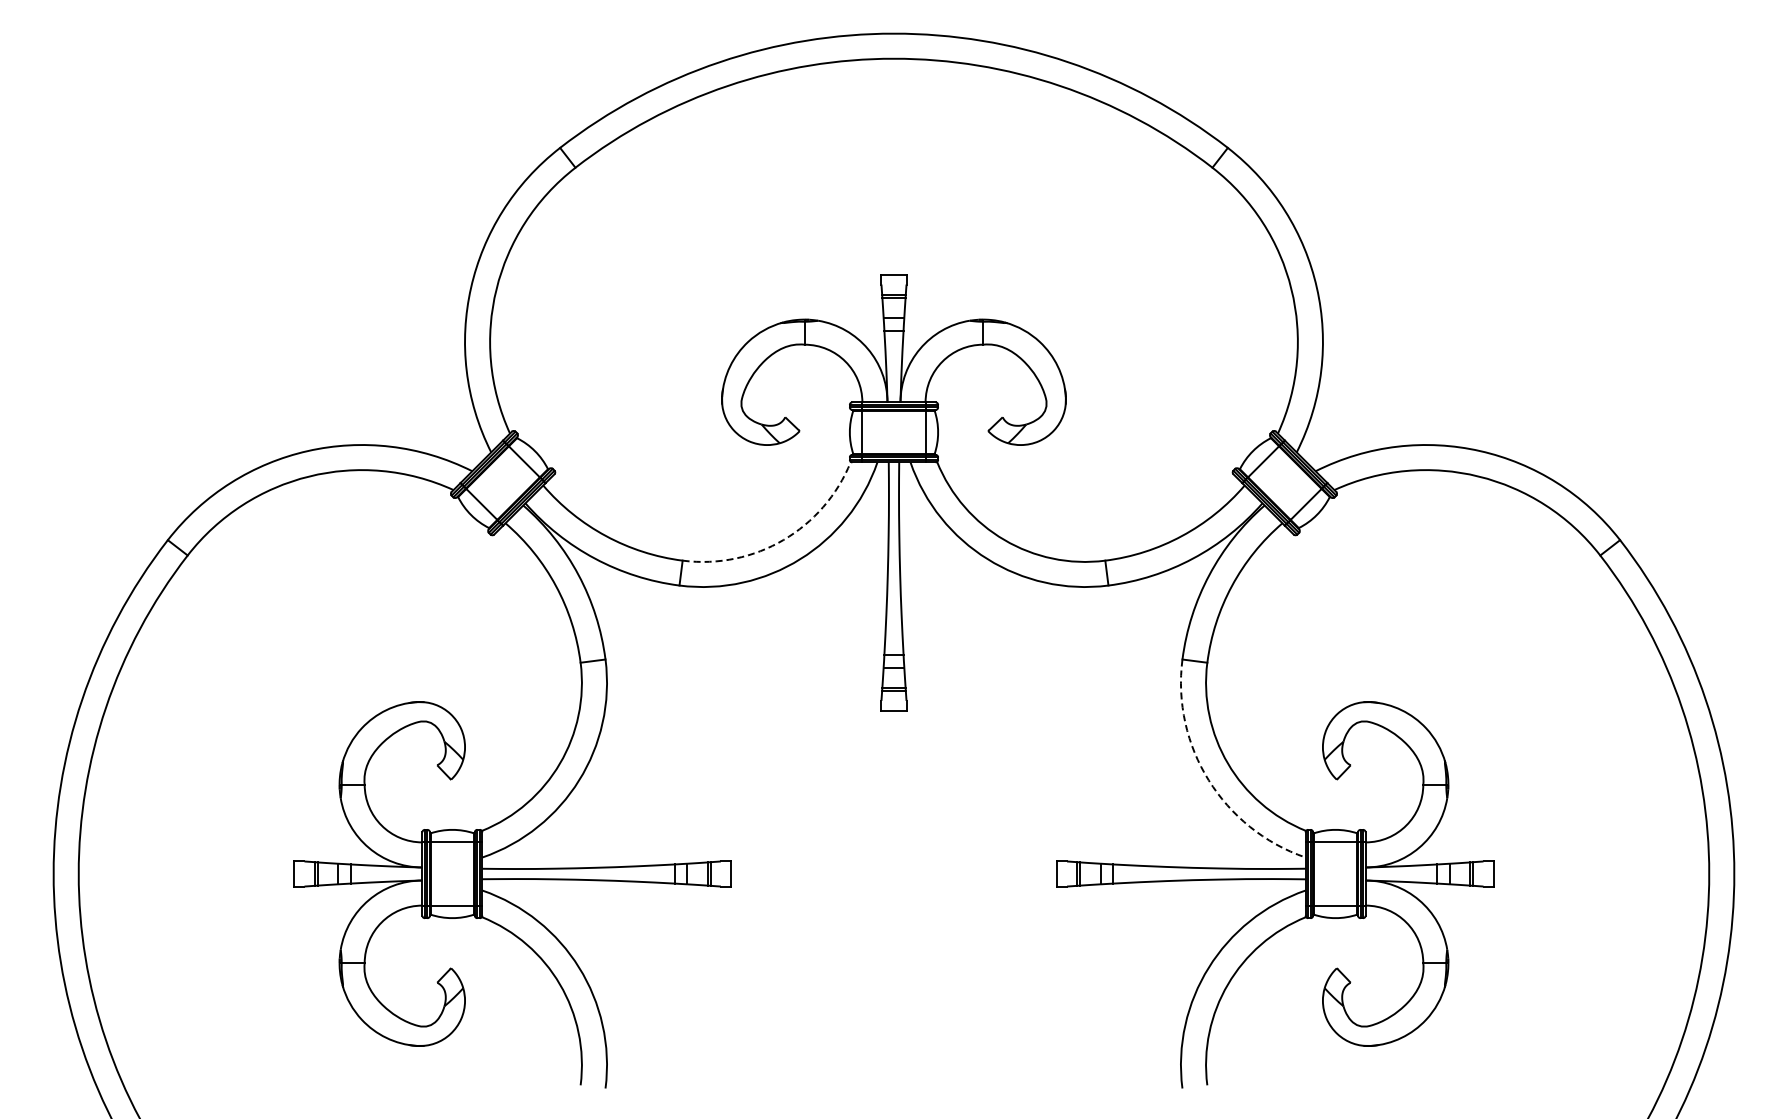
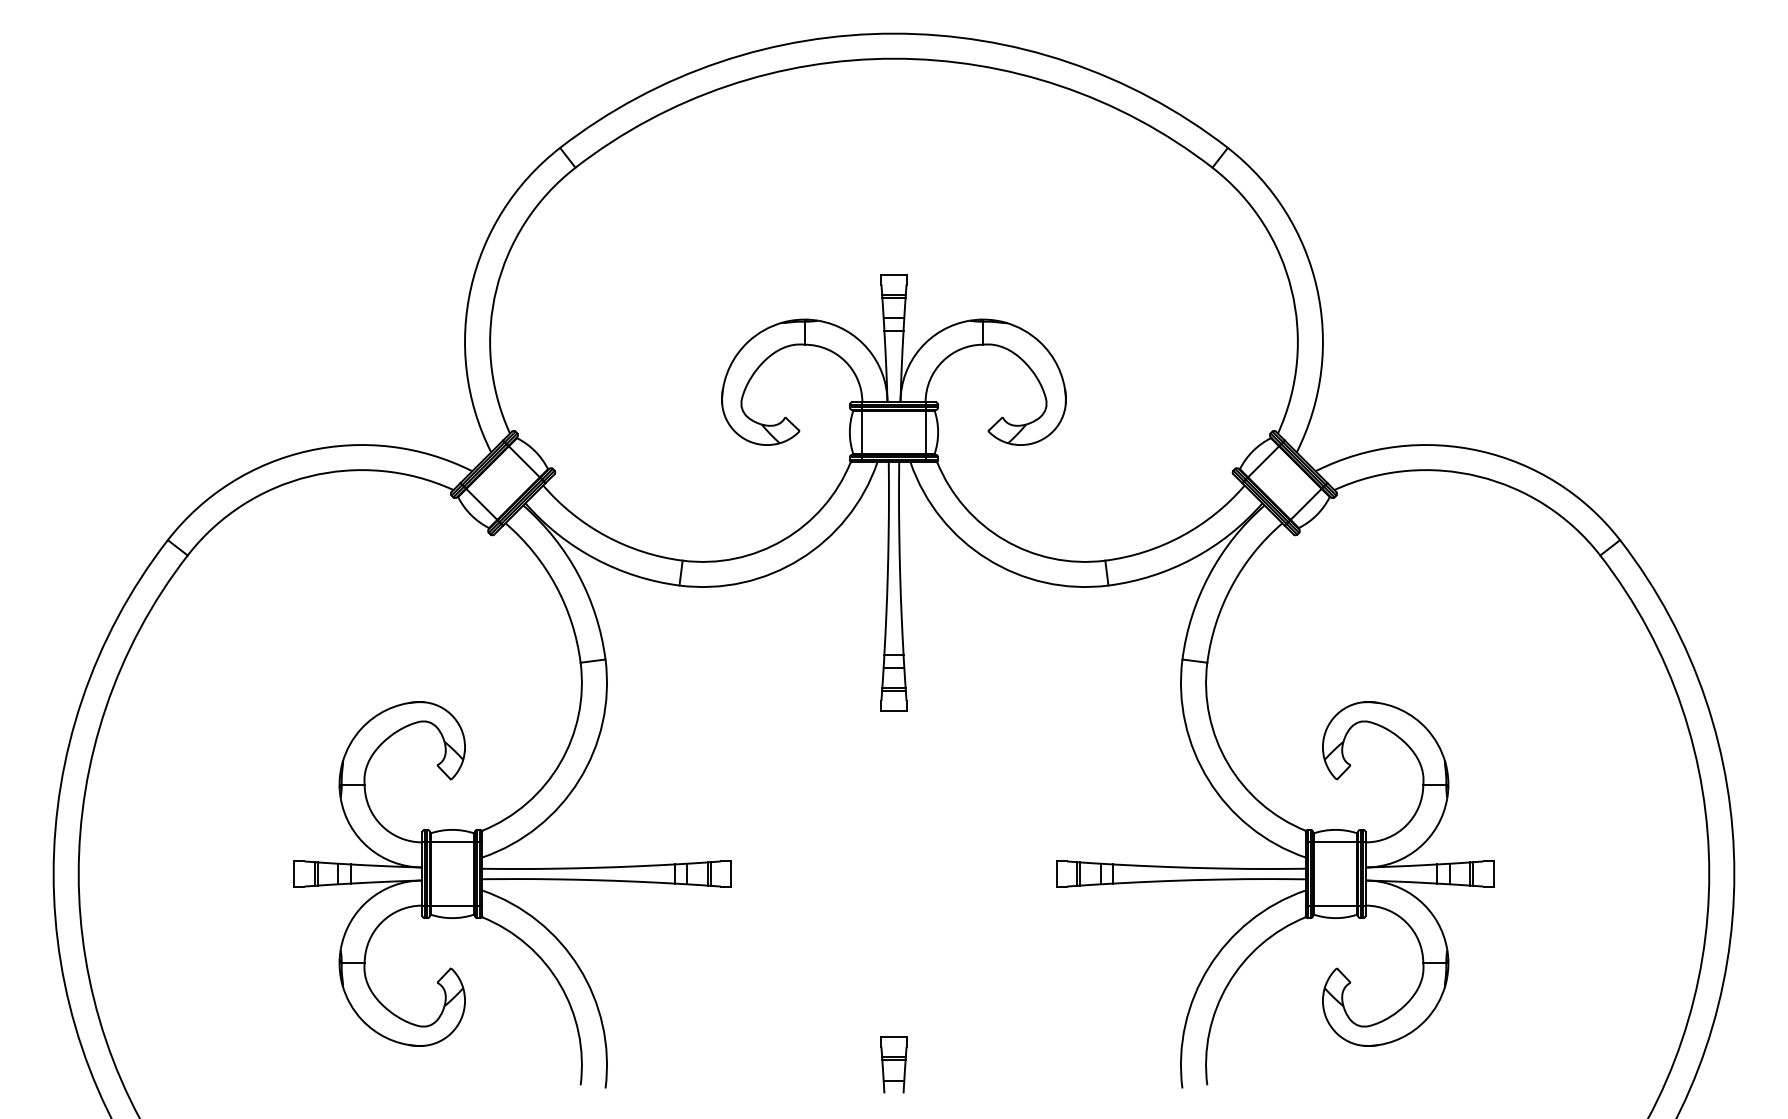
arc: dashed -> solid (783, 539)
arc: dashed -> solid (1208, 780)
part: none -> present (893, 1064)
